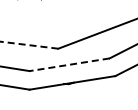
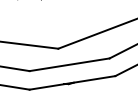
line: dashed -> solid (29, 45)
line: dashed -> solid (69, 64)
